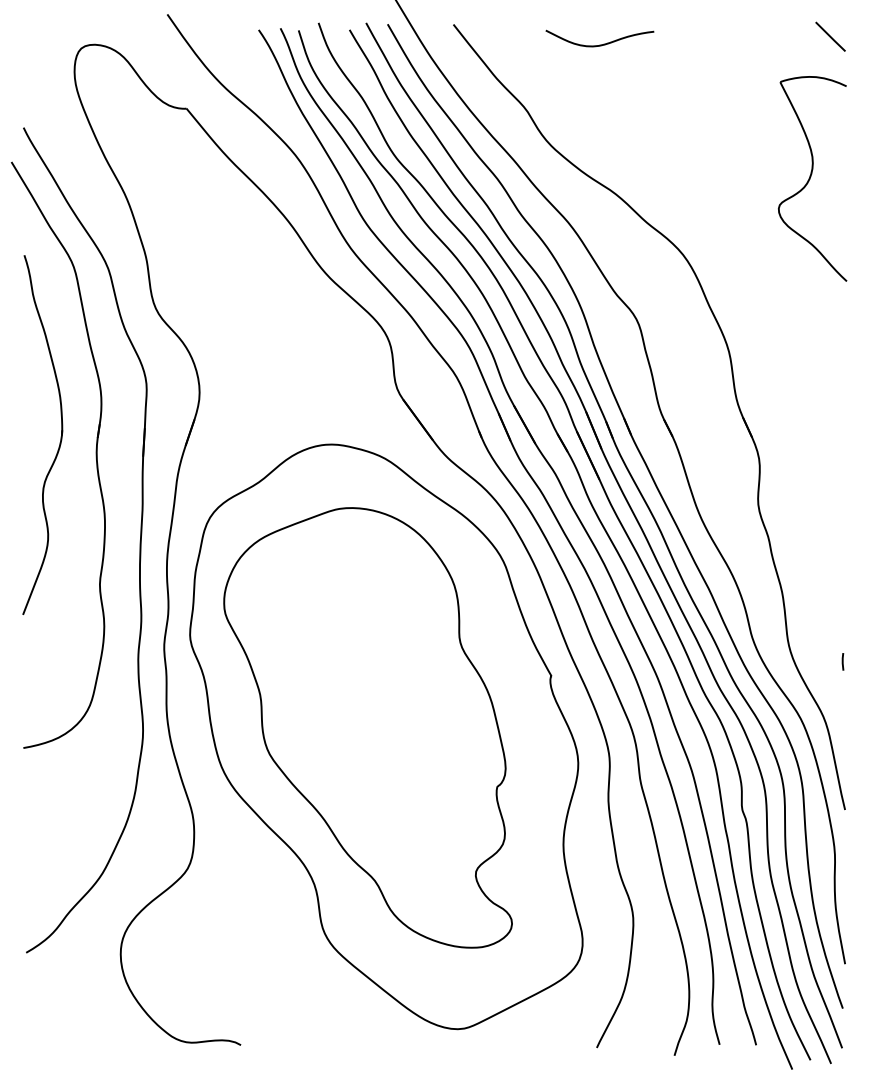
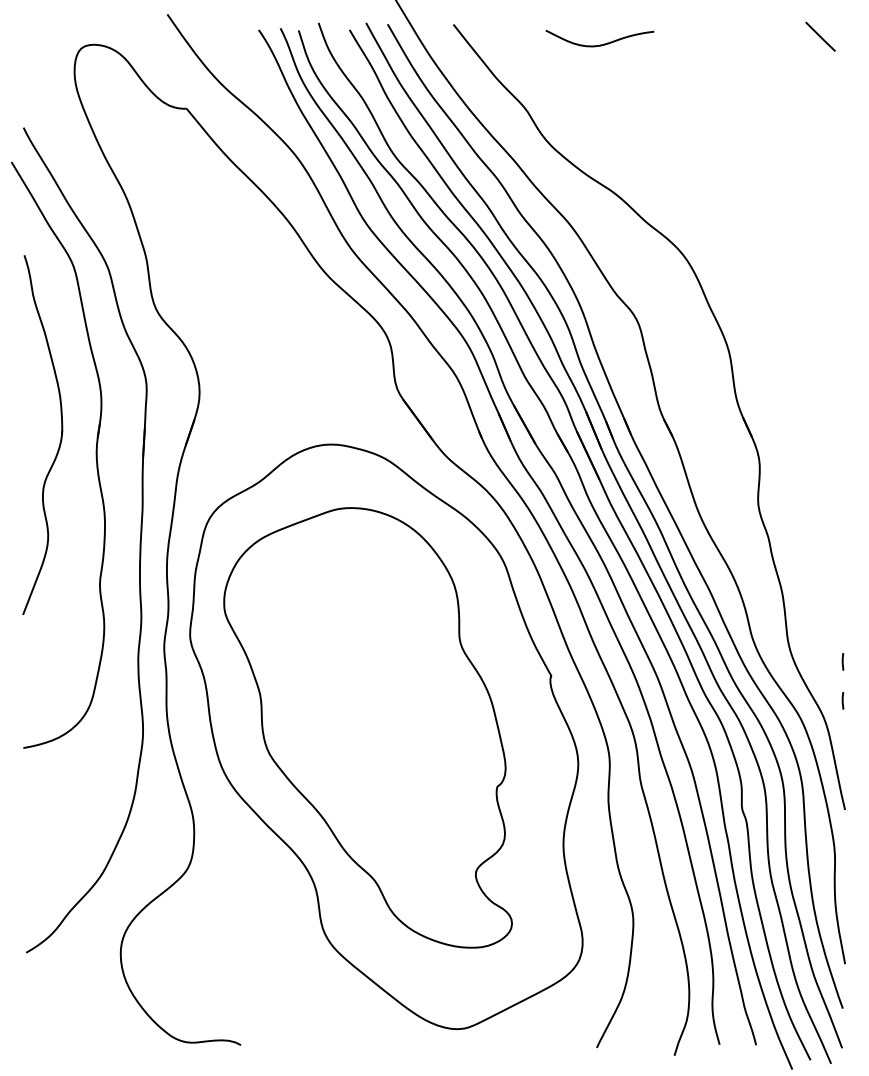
line position: (830, 36) -> (820, 36) (820, 36)
part: present -> none (812, 178)
line: none -> present (842, 700)
